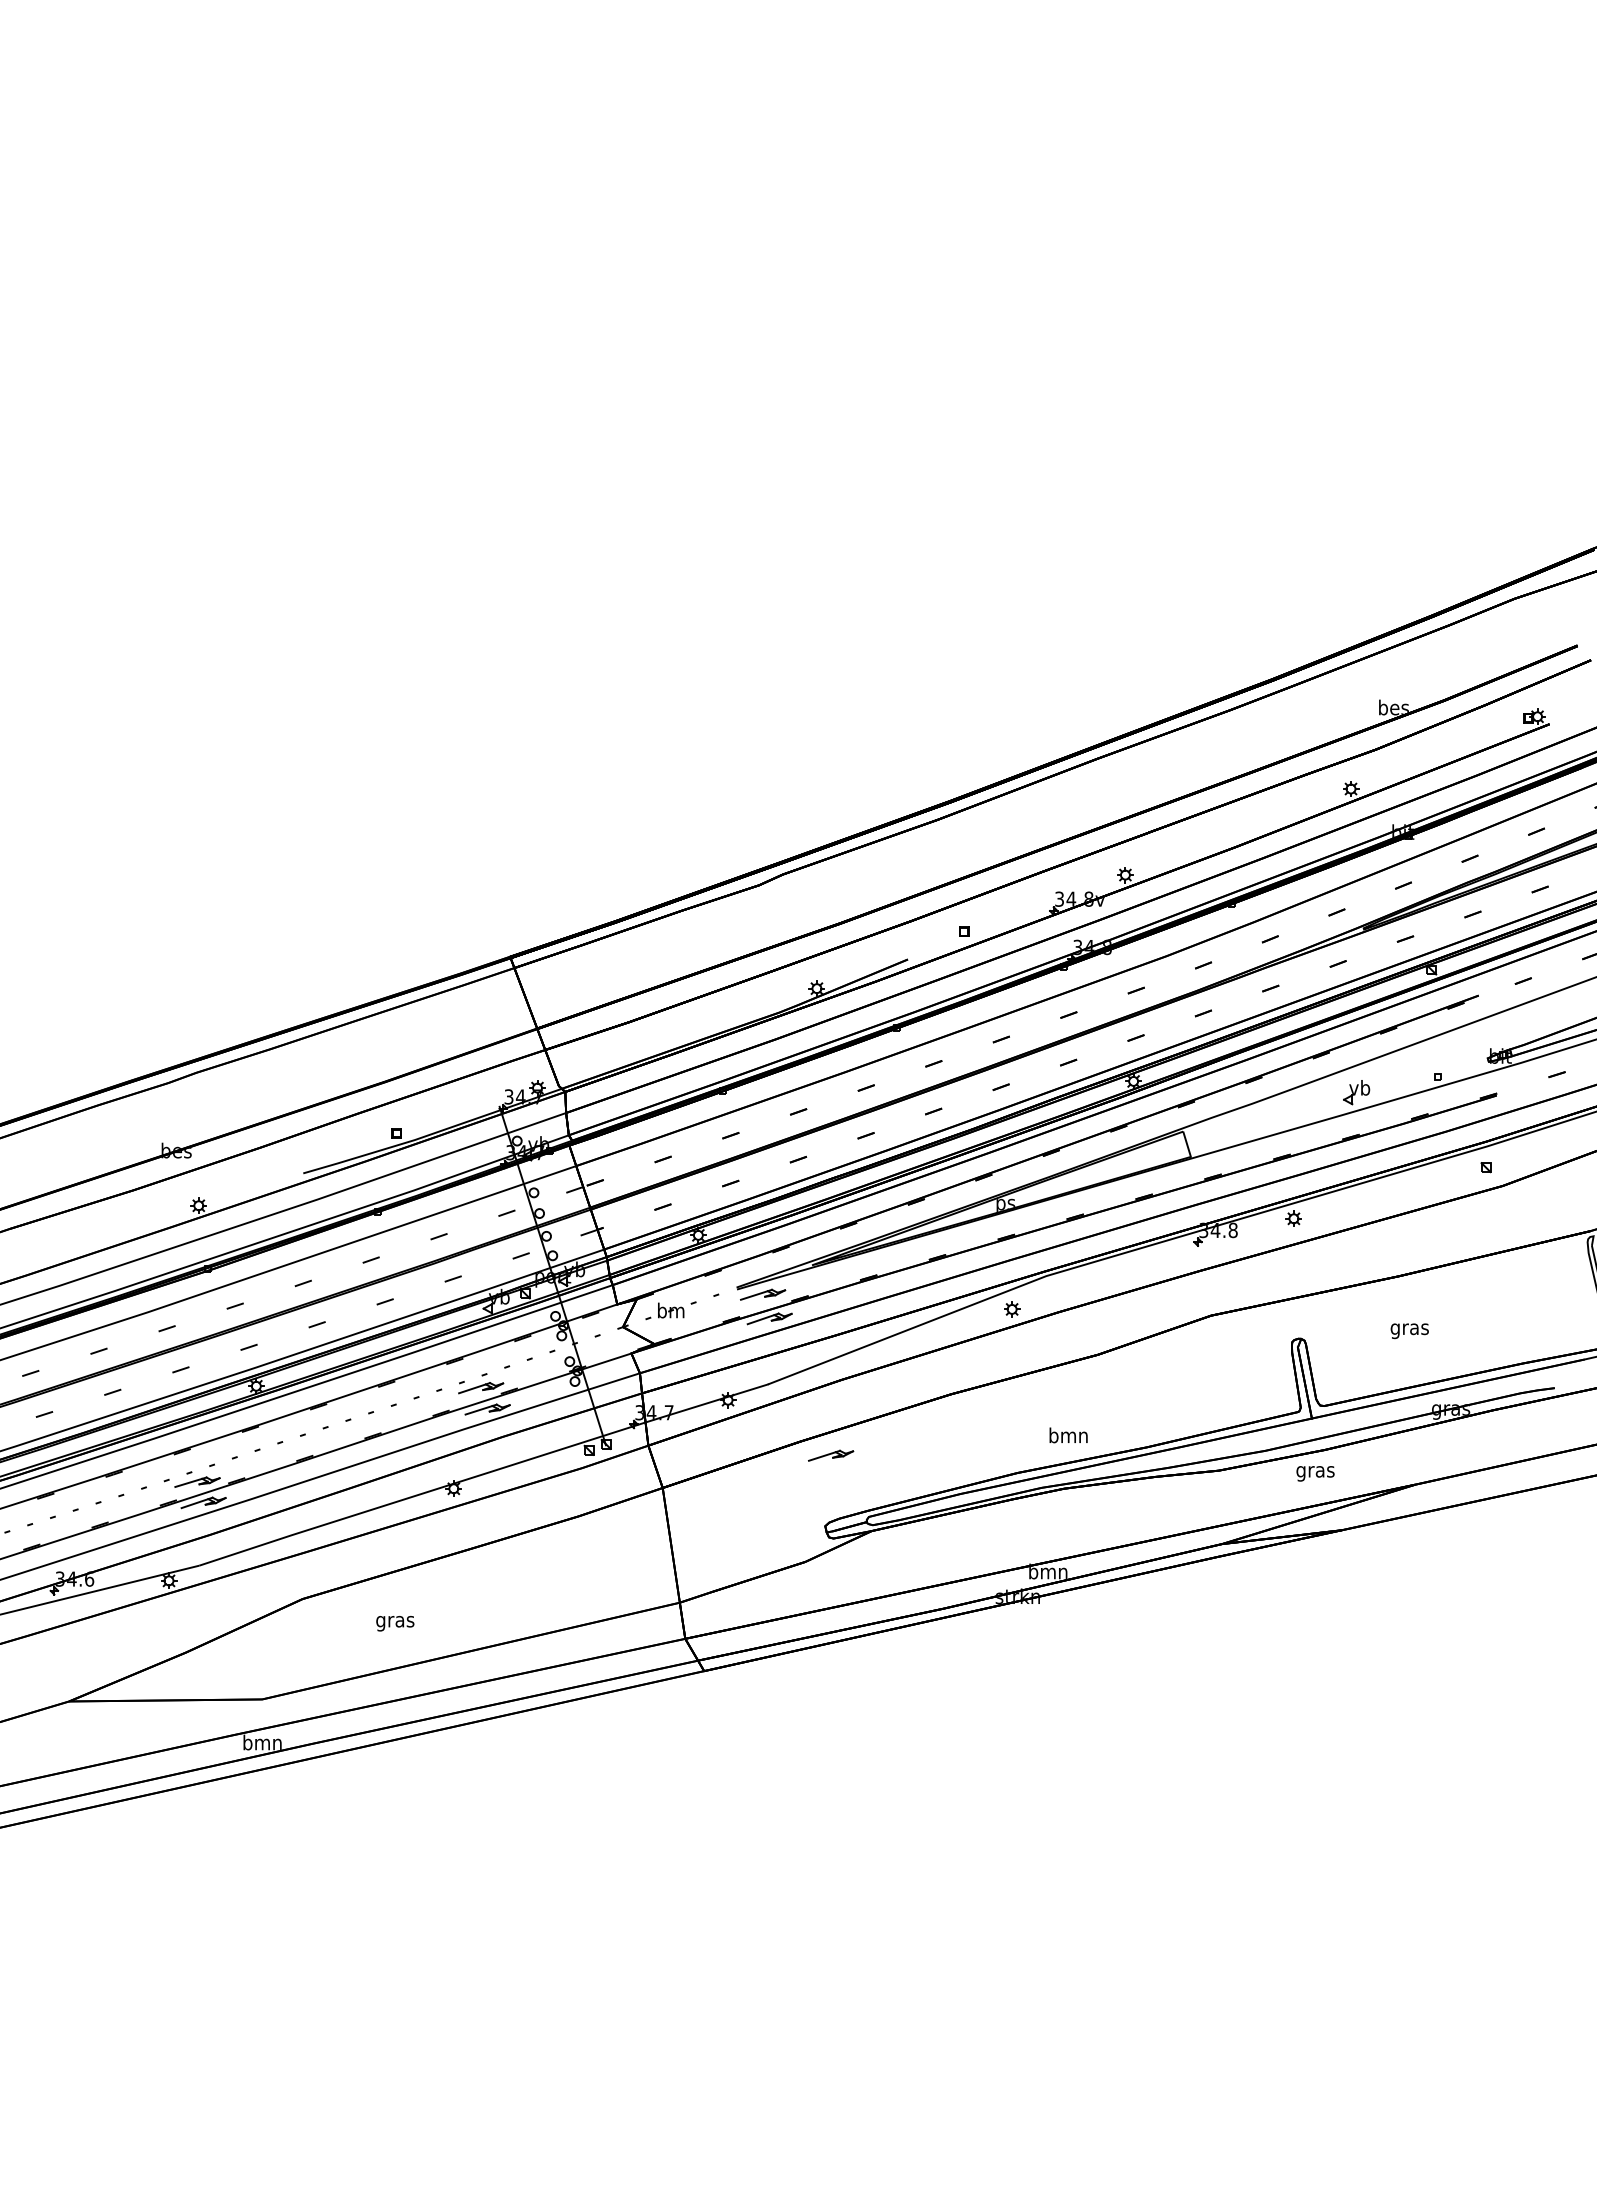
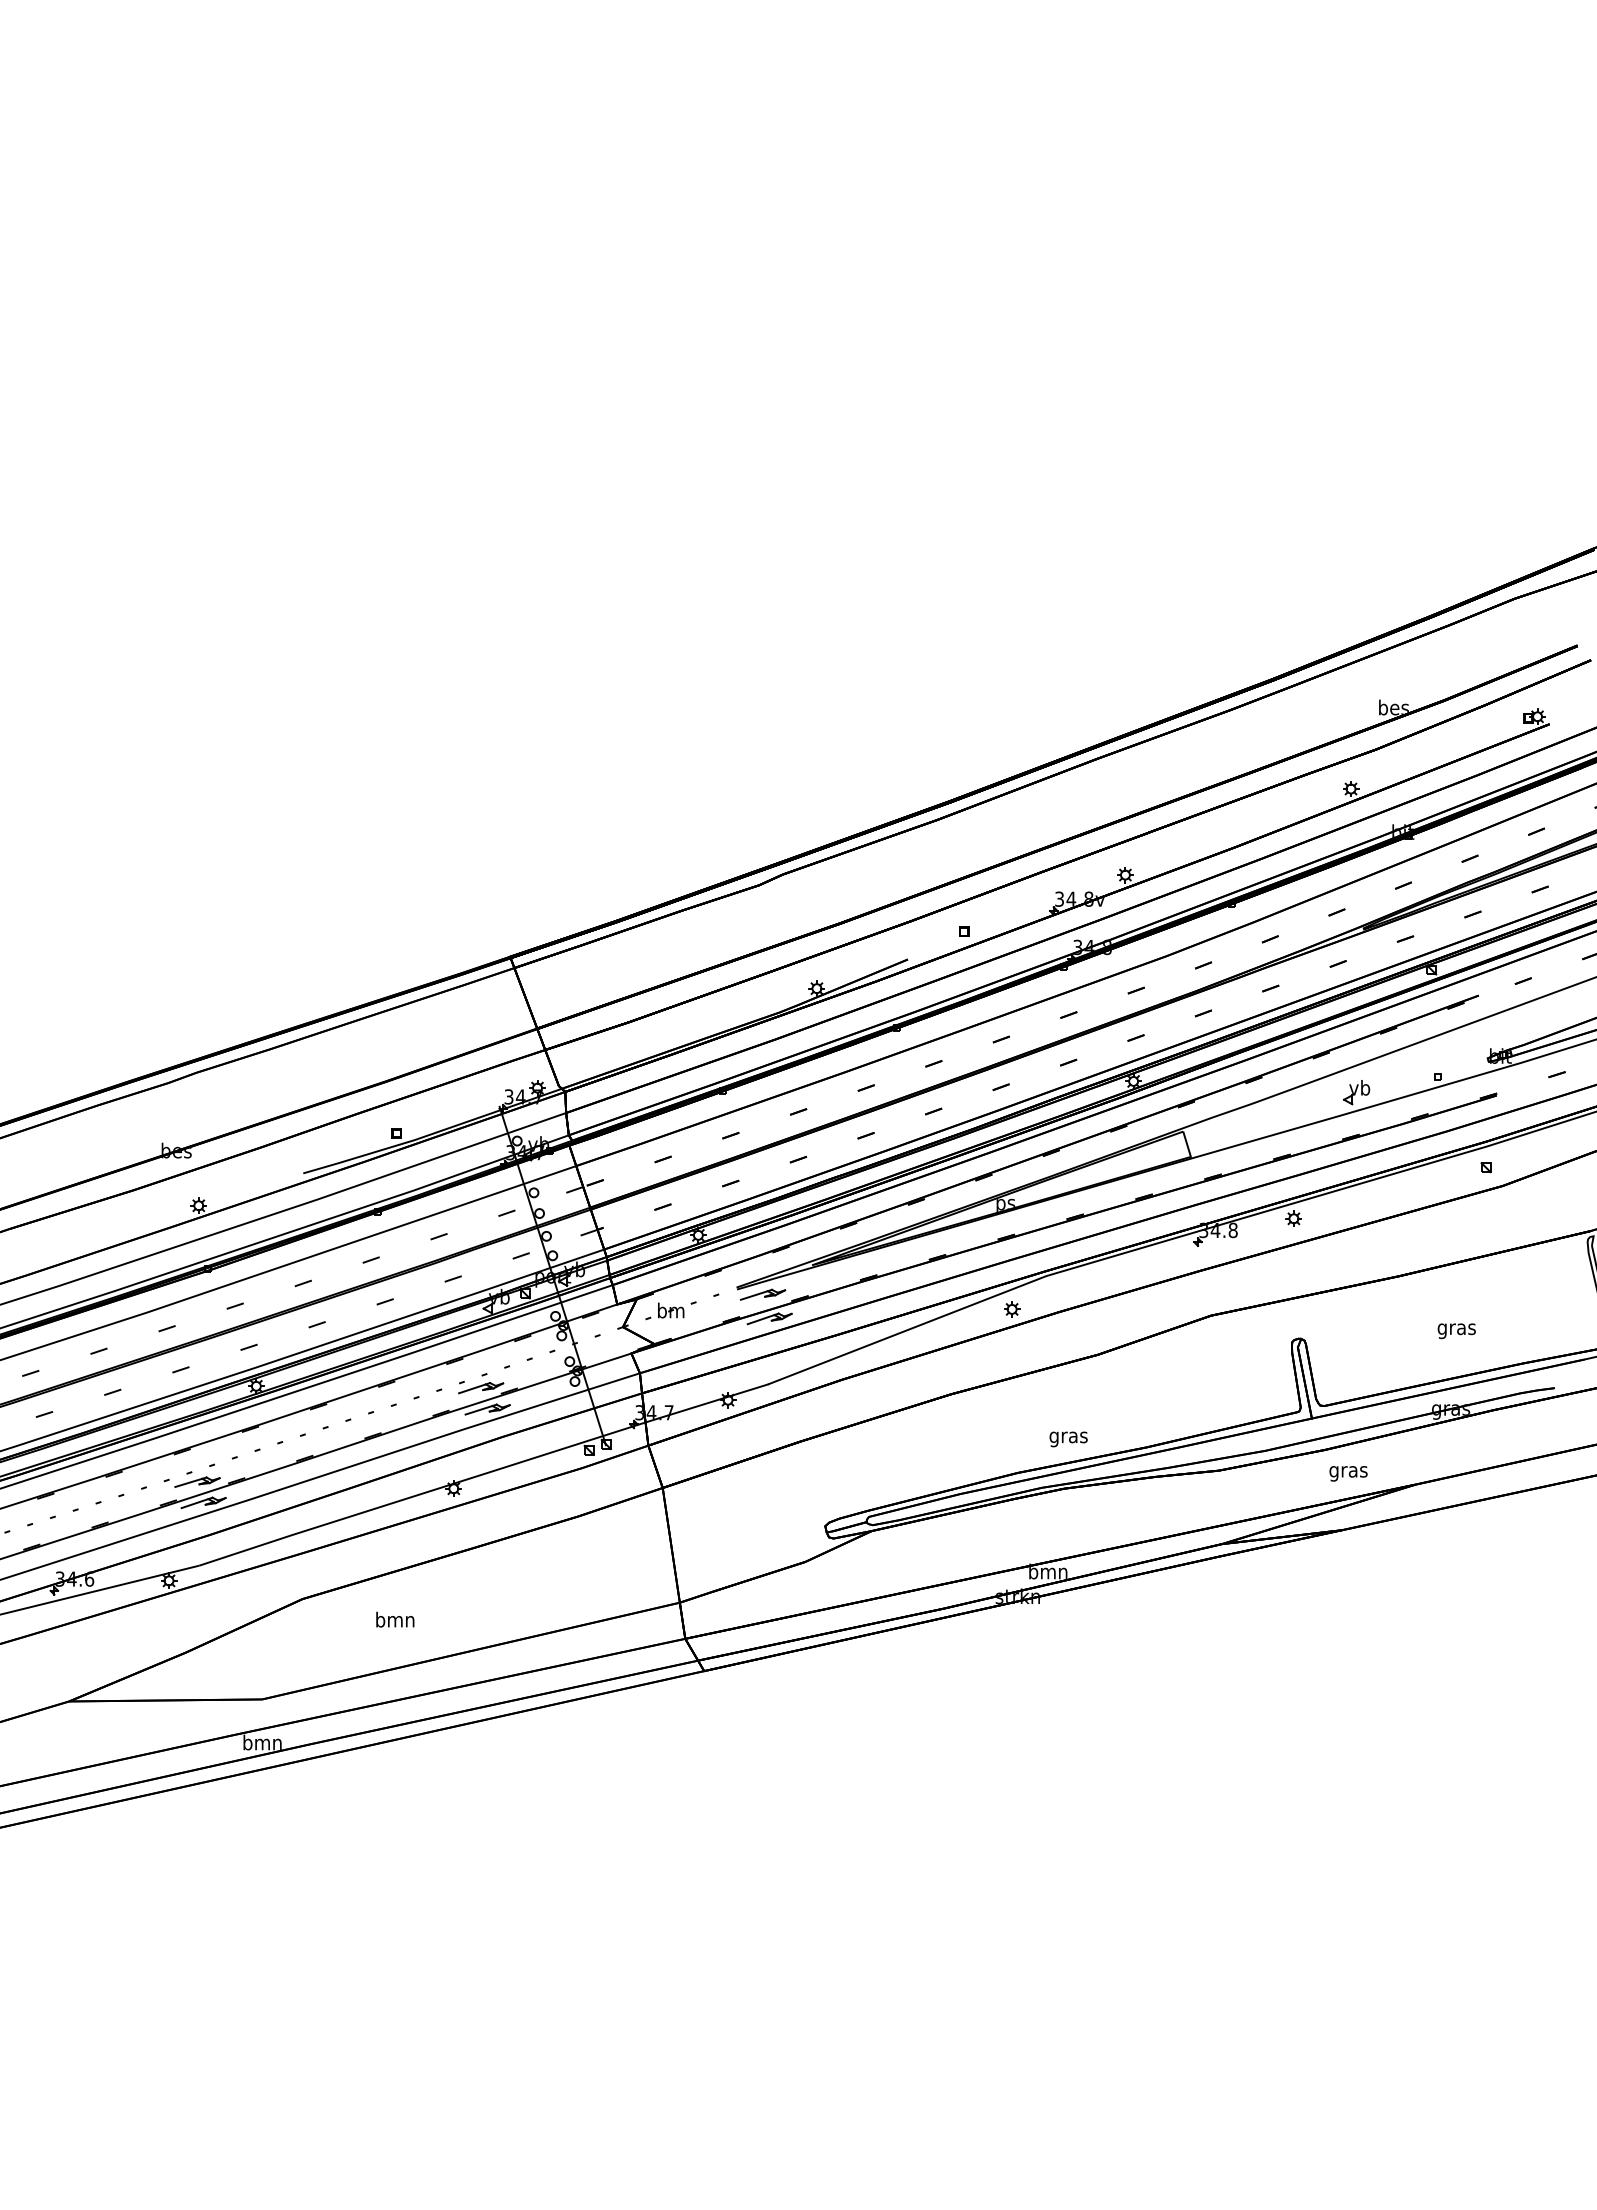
text position: (1409, 1331) -> (1456, 1331) (1456, 1331)
text: bmn -> gras (1068, 1437)
part: present -> none (831, 1455)
text position: (1315, 1473) -> (1348, 1473) (1348, 1473)
text: gras -> bmn (395, 1621)
